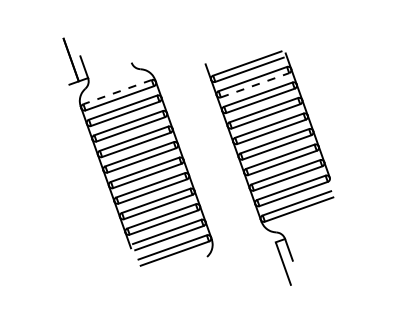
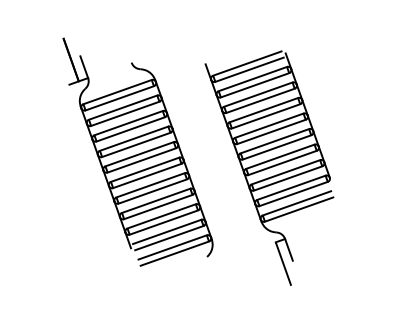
line: dashed -> solid (255, 85)
line: dashed -> solid (117, 92)
